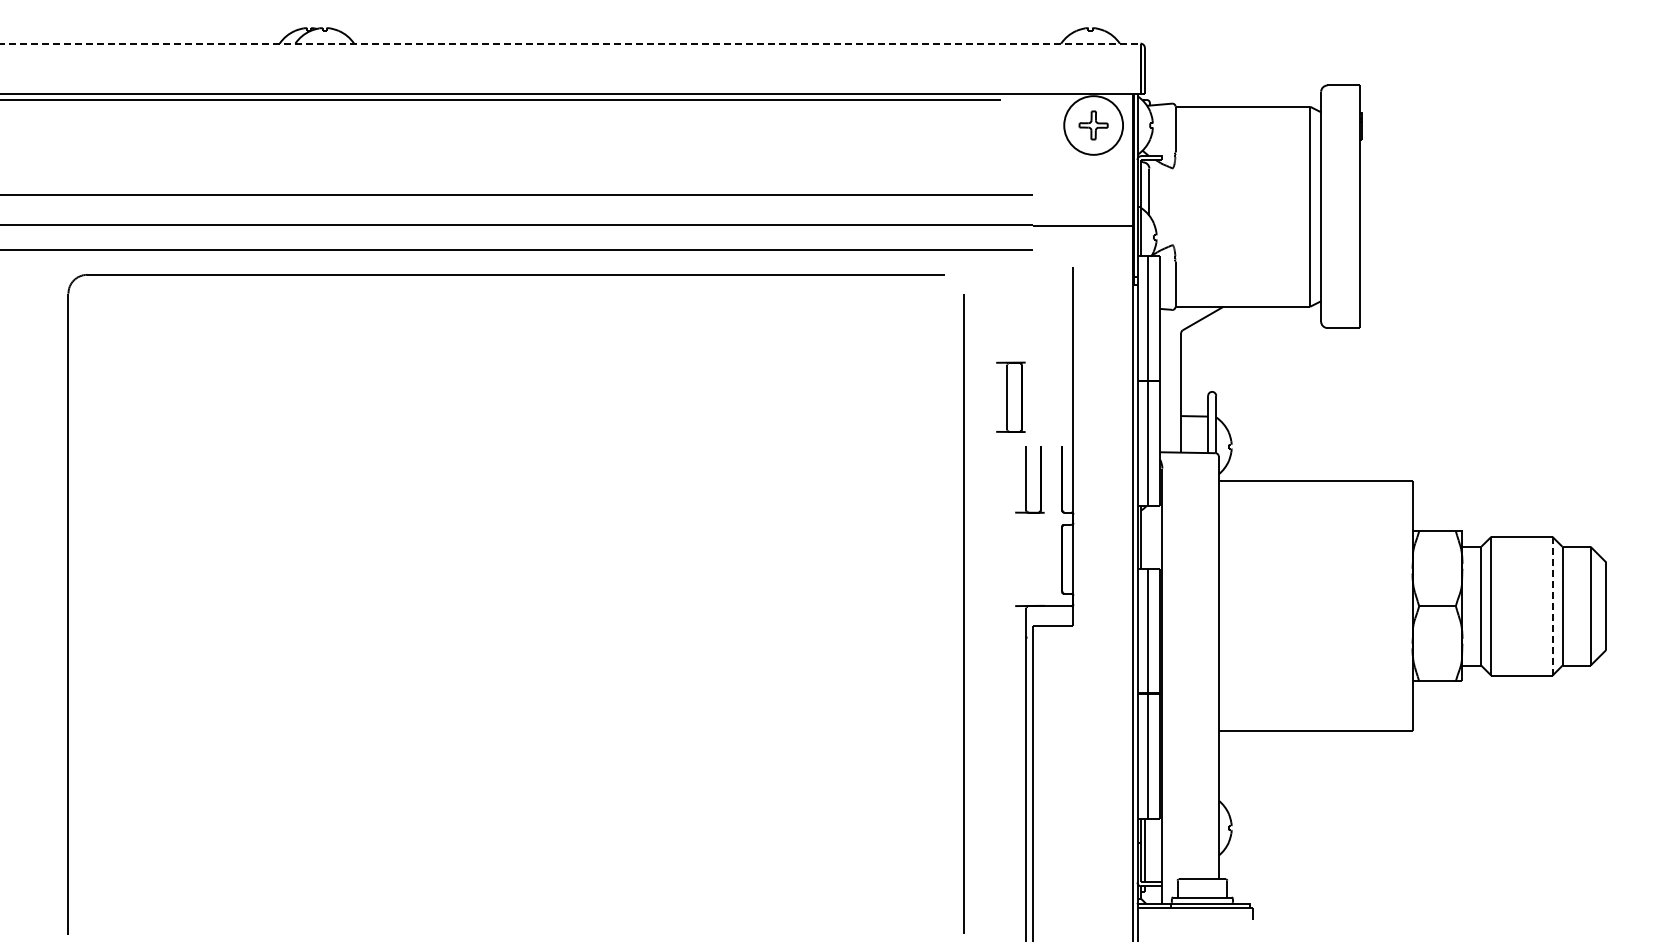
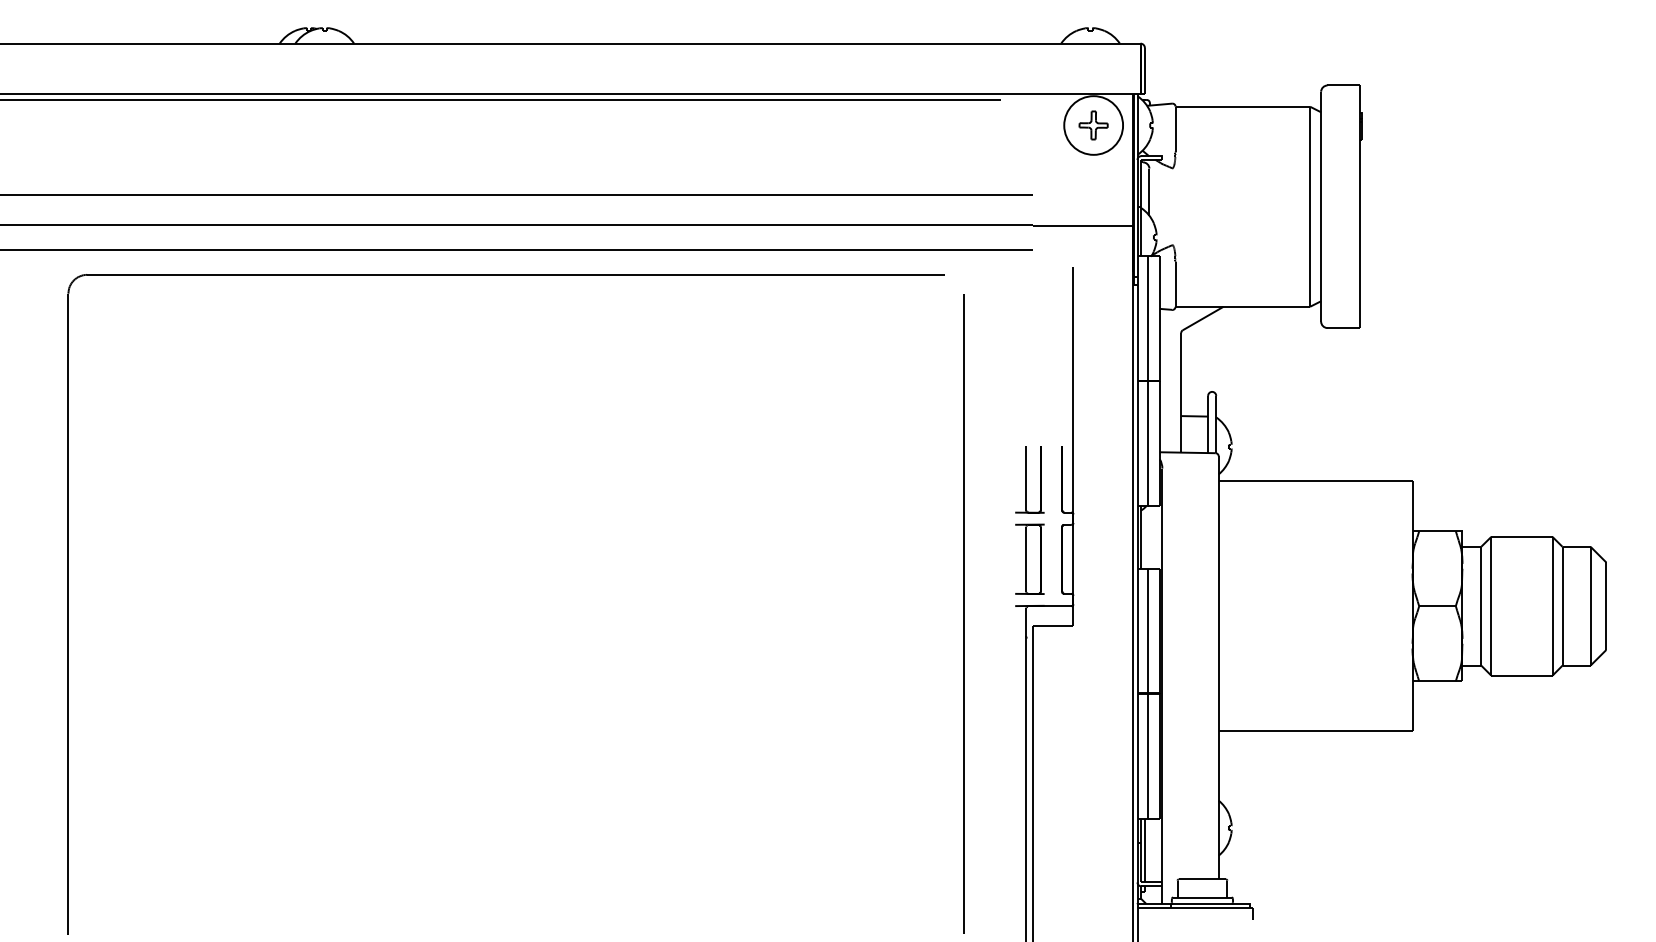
line: dashed -> solid (570, 43)
part position: (1010, 396) -> (1029, 558) (1029, 558)
line: dashed -> solid (1552, 605)
